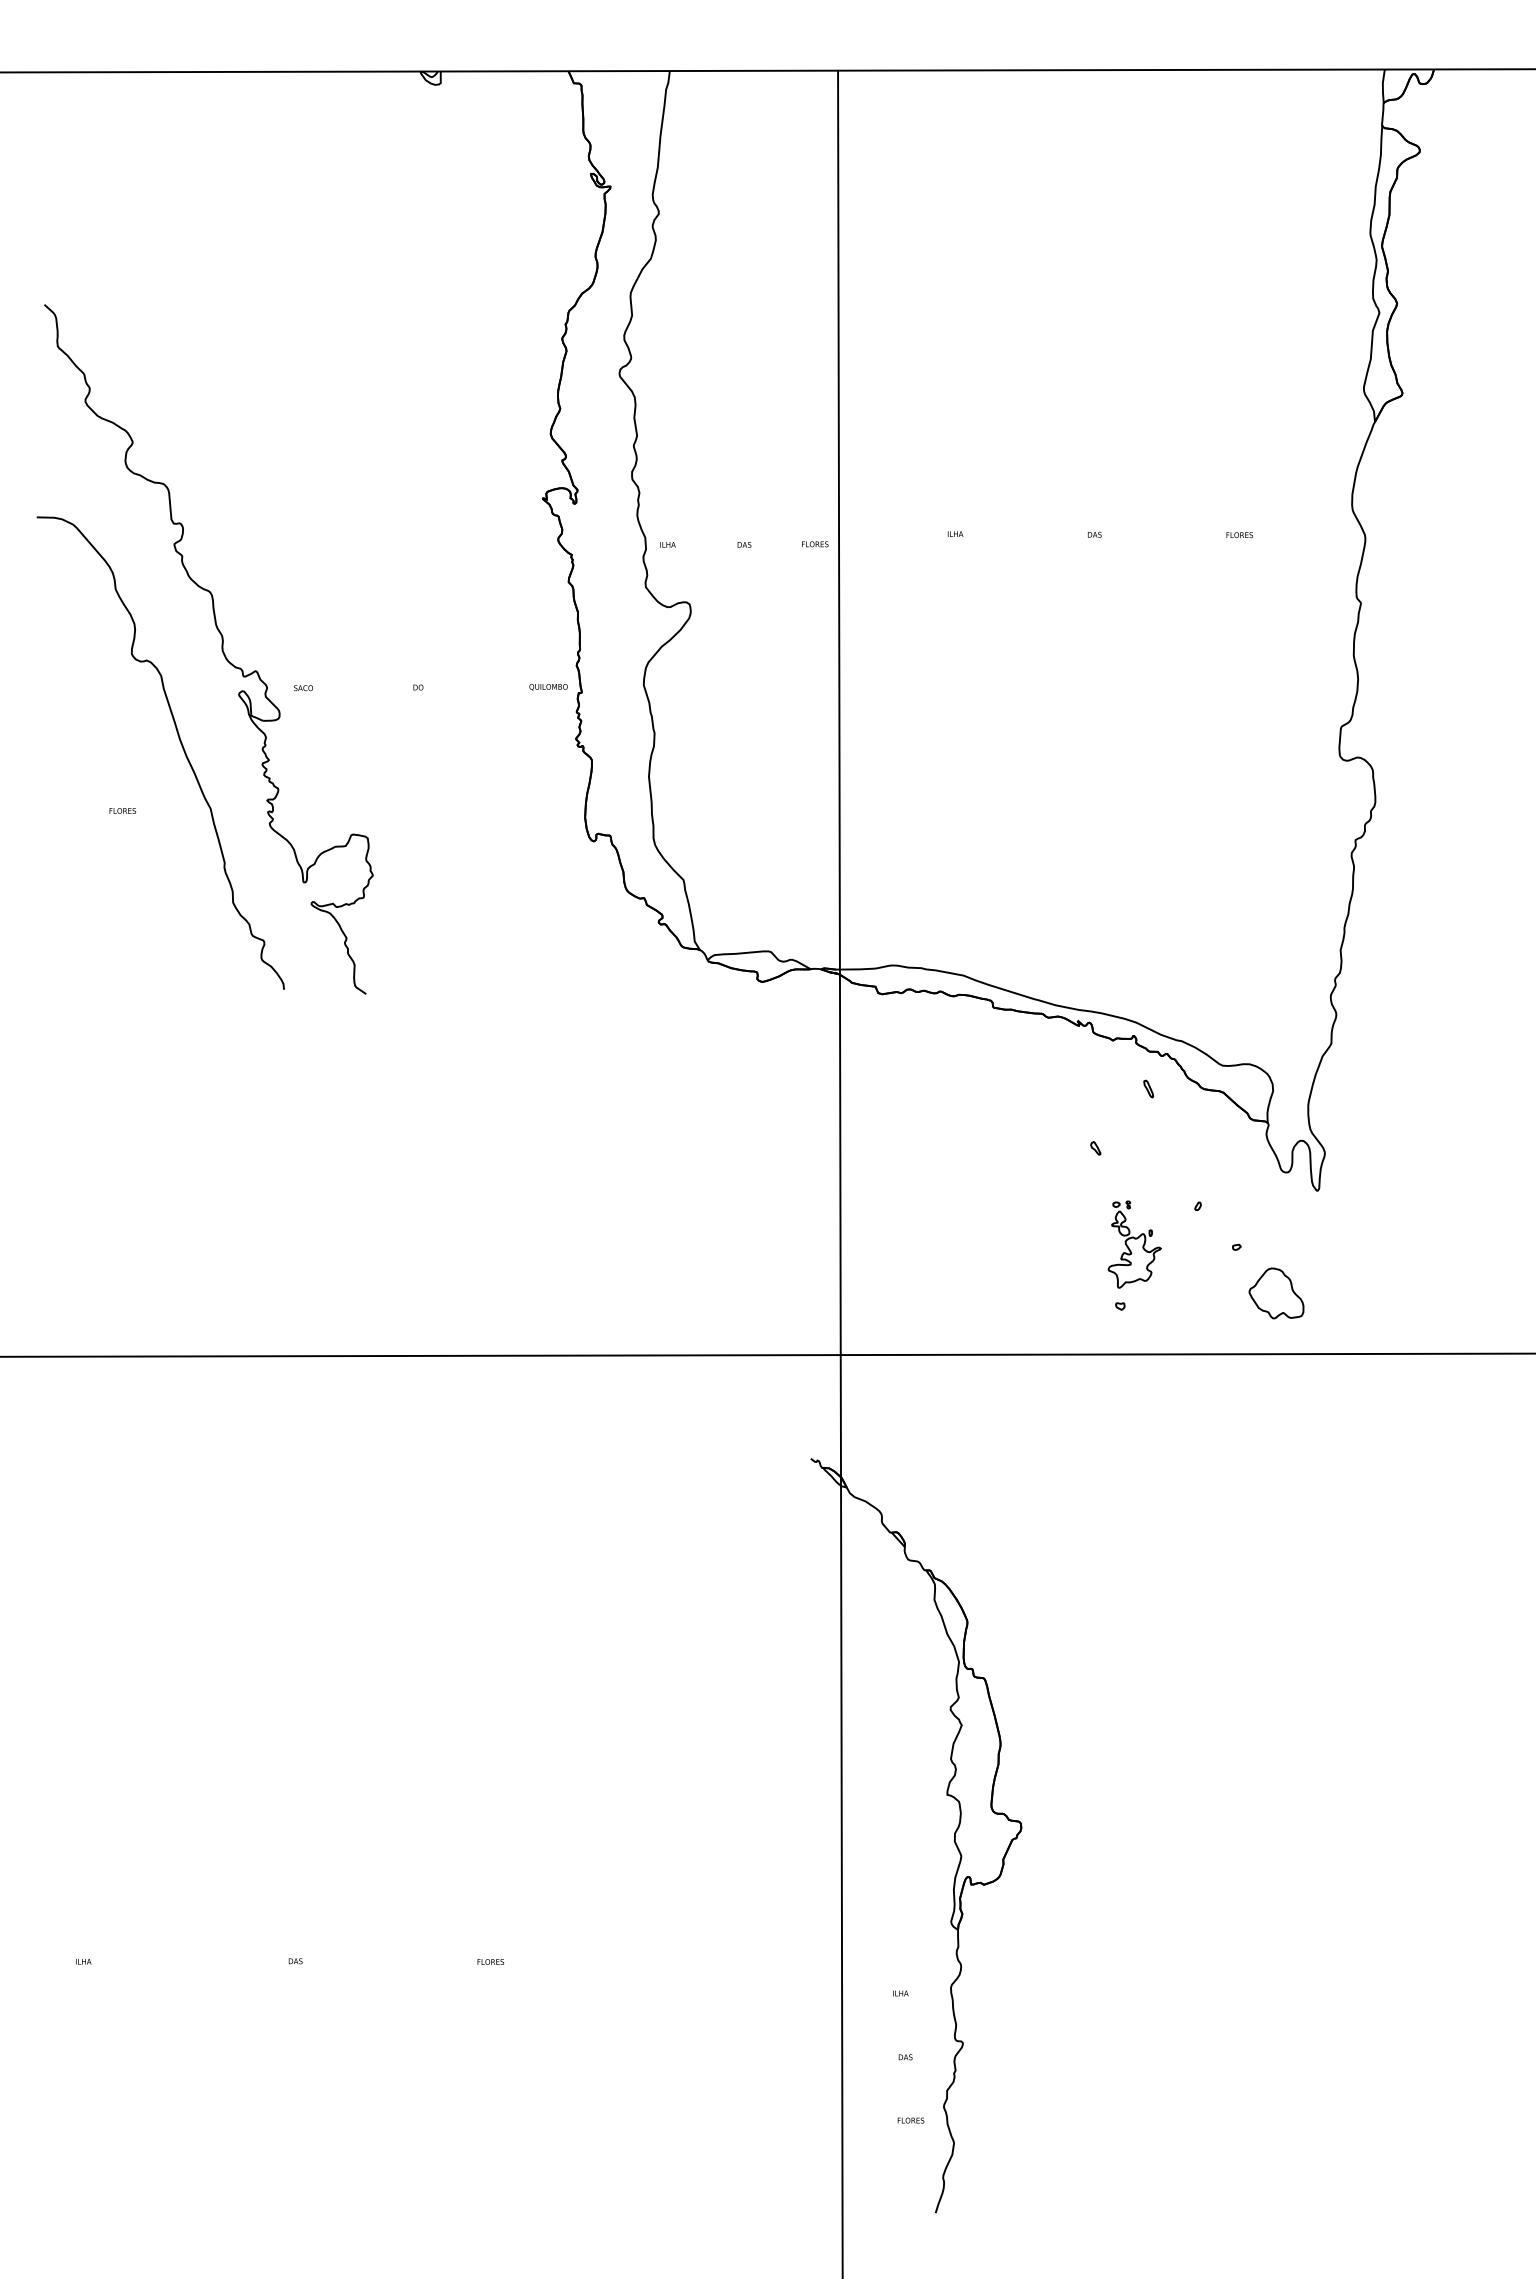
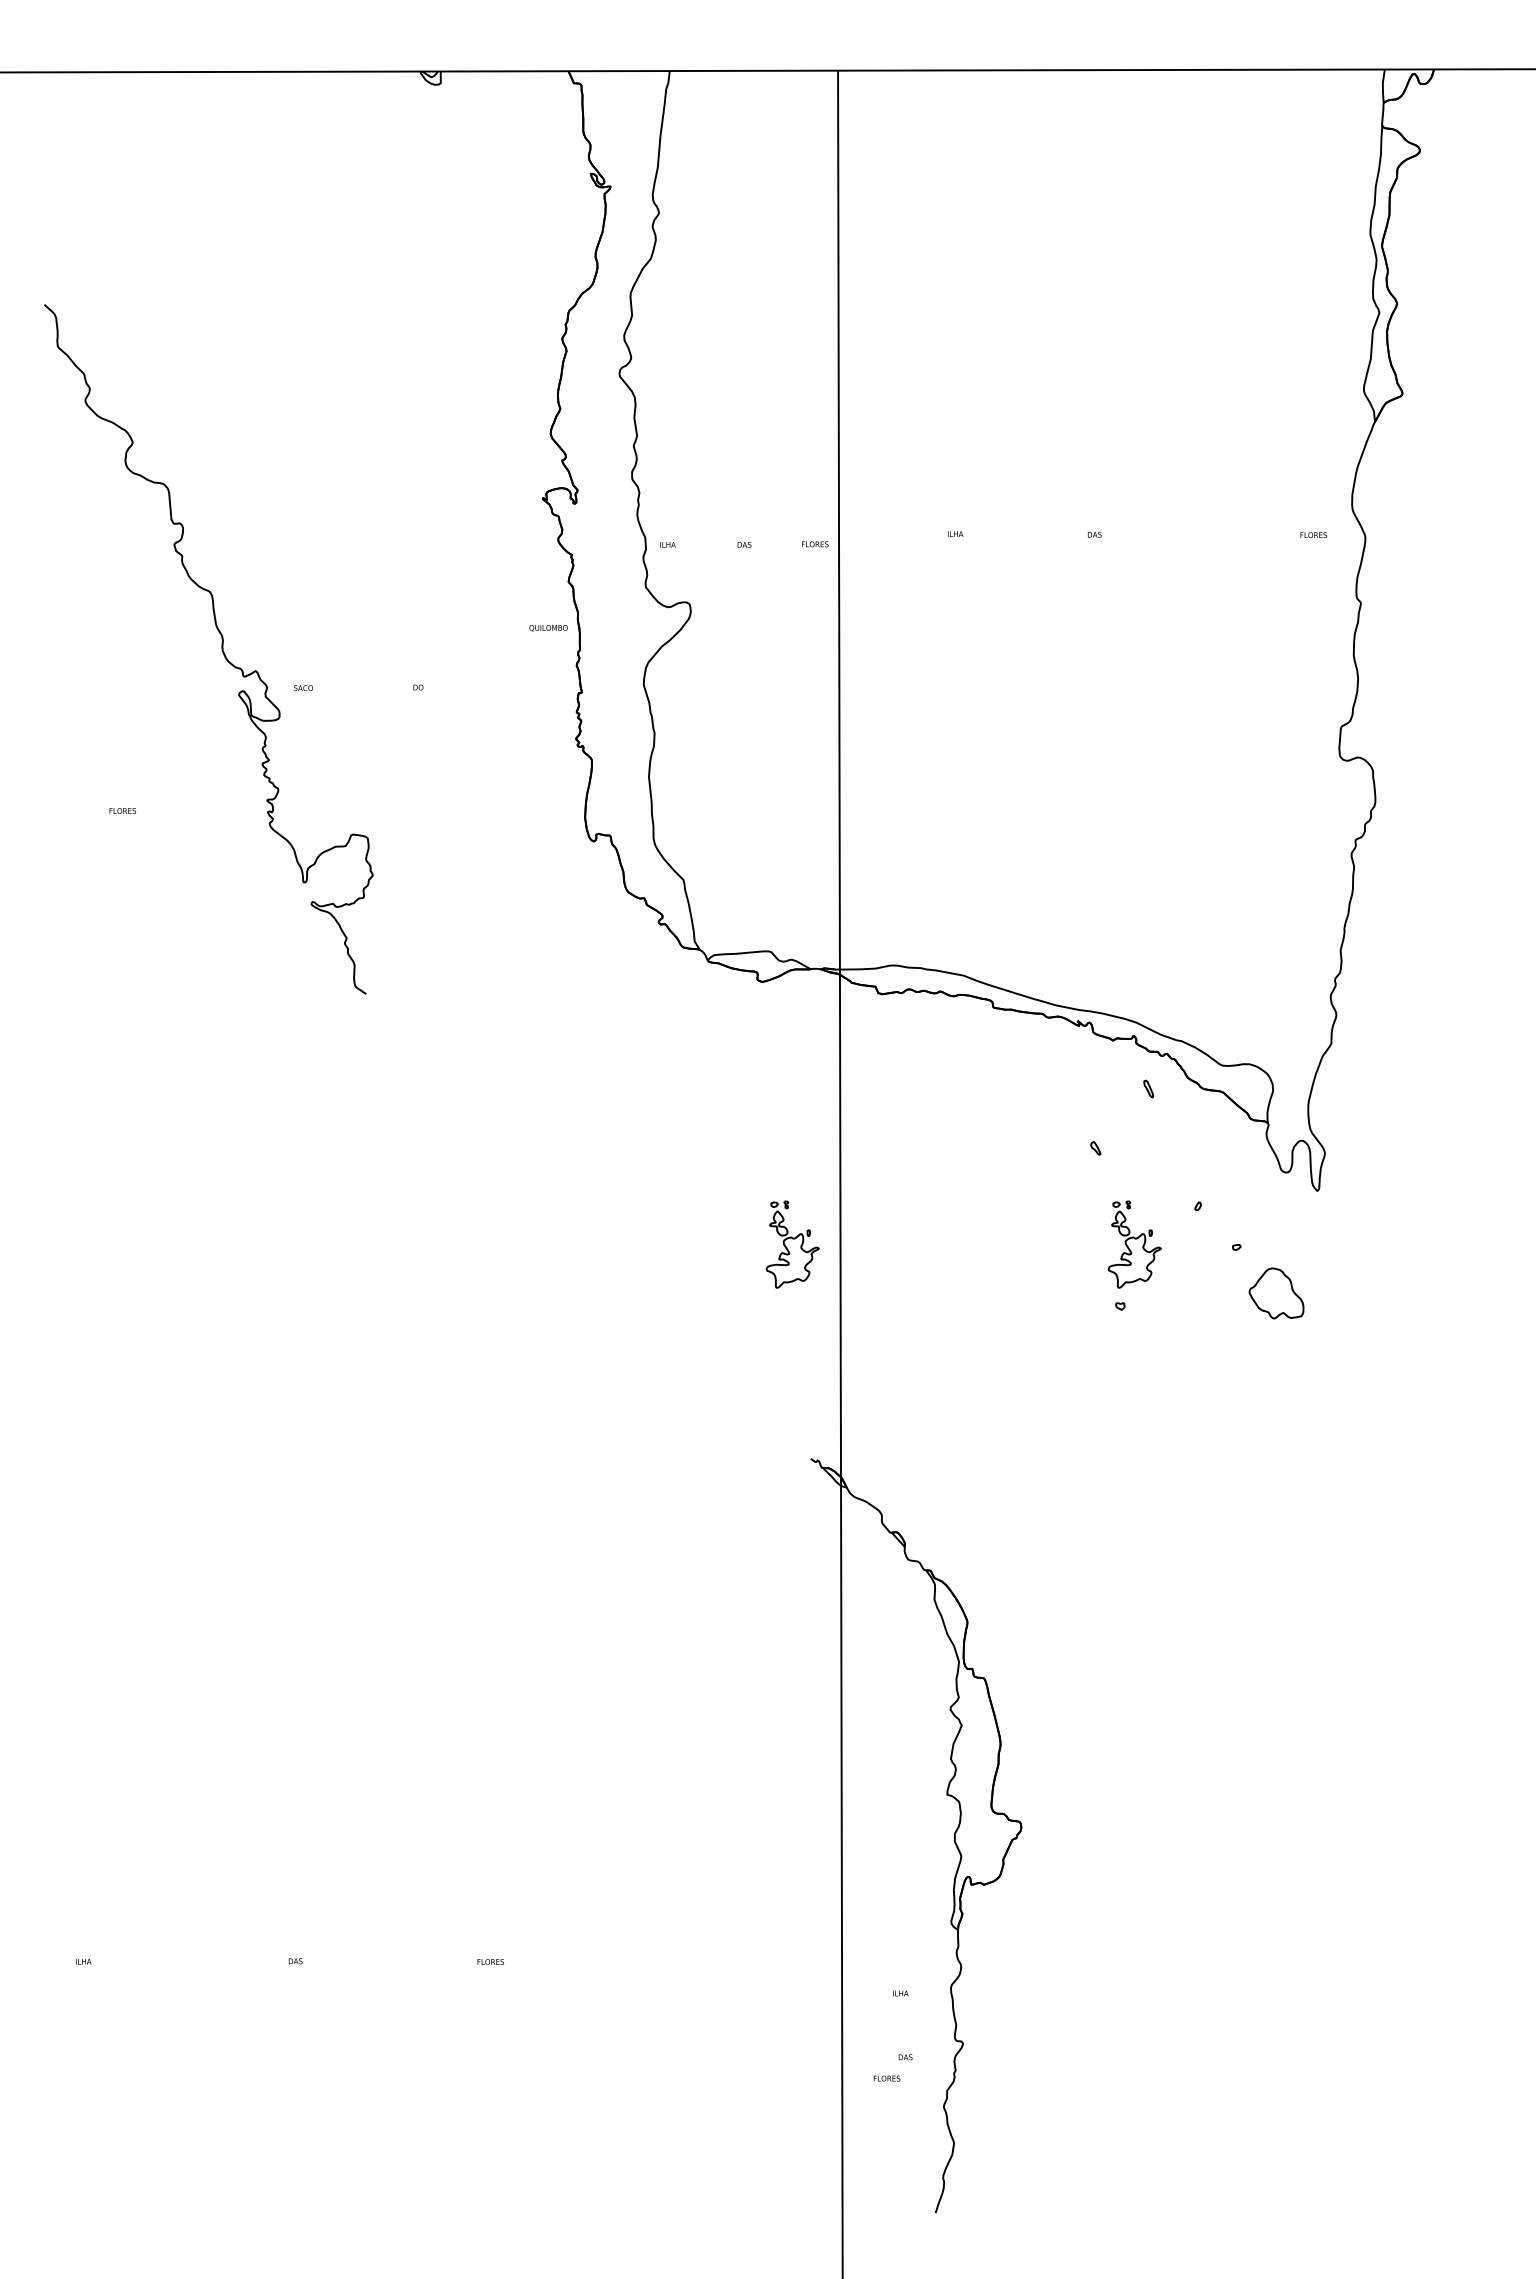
text position: (1239, 534) -> (1313, 534) (1313, 534)
text position: (548, 687) -> (548, 628) (548, 628)
curve: present -> none (181, 746)
part: none -> present (792, 1244)
line: present -> none (767, 1354)
text position: (910, 2120) -> (886, 2078) (886, 2078)
